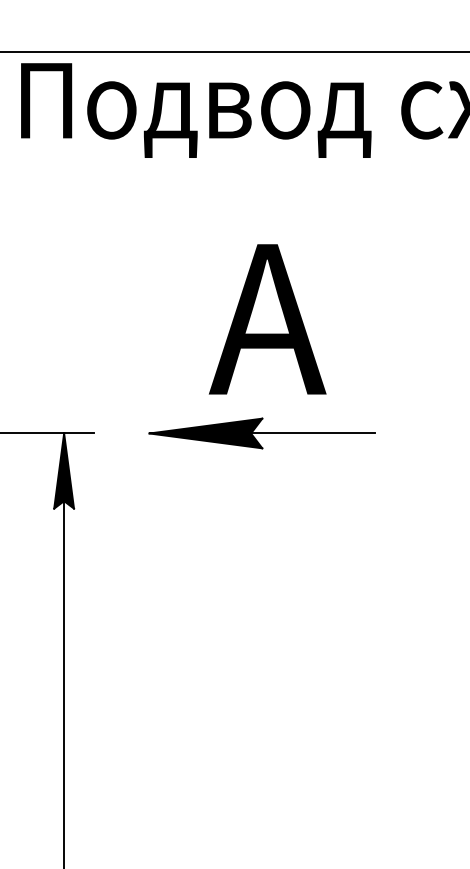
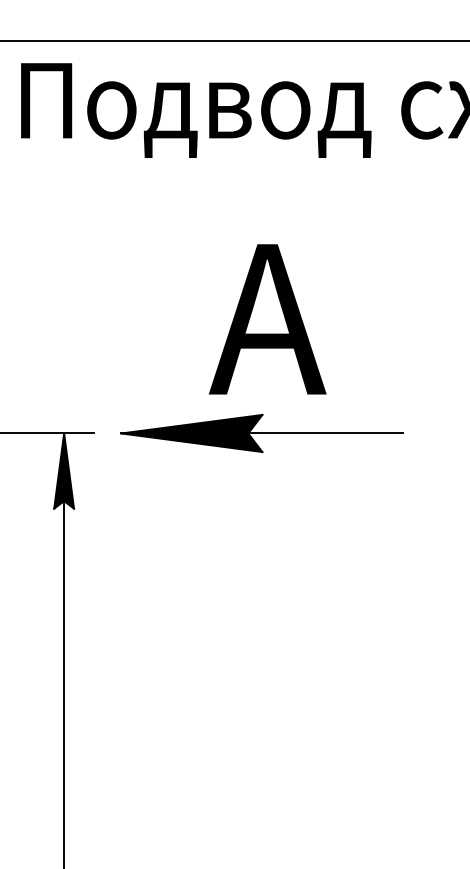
line position: (234, 52) -> (234, 41) (234, 41)
part size: 228x33 px -> 284x41 px (261, 433)
